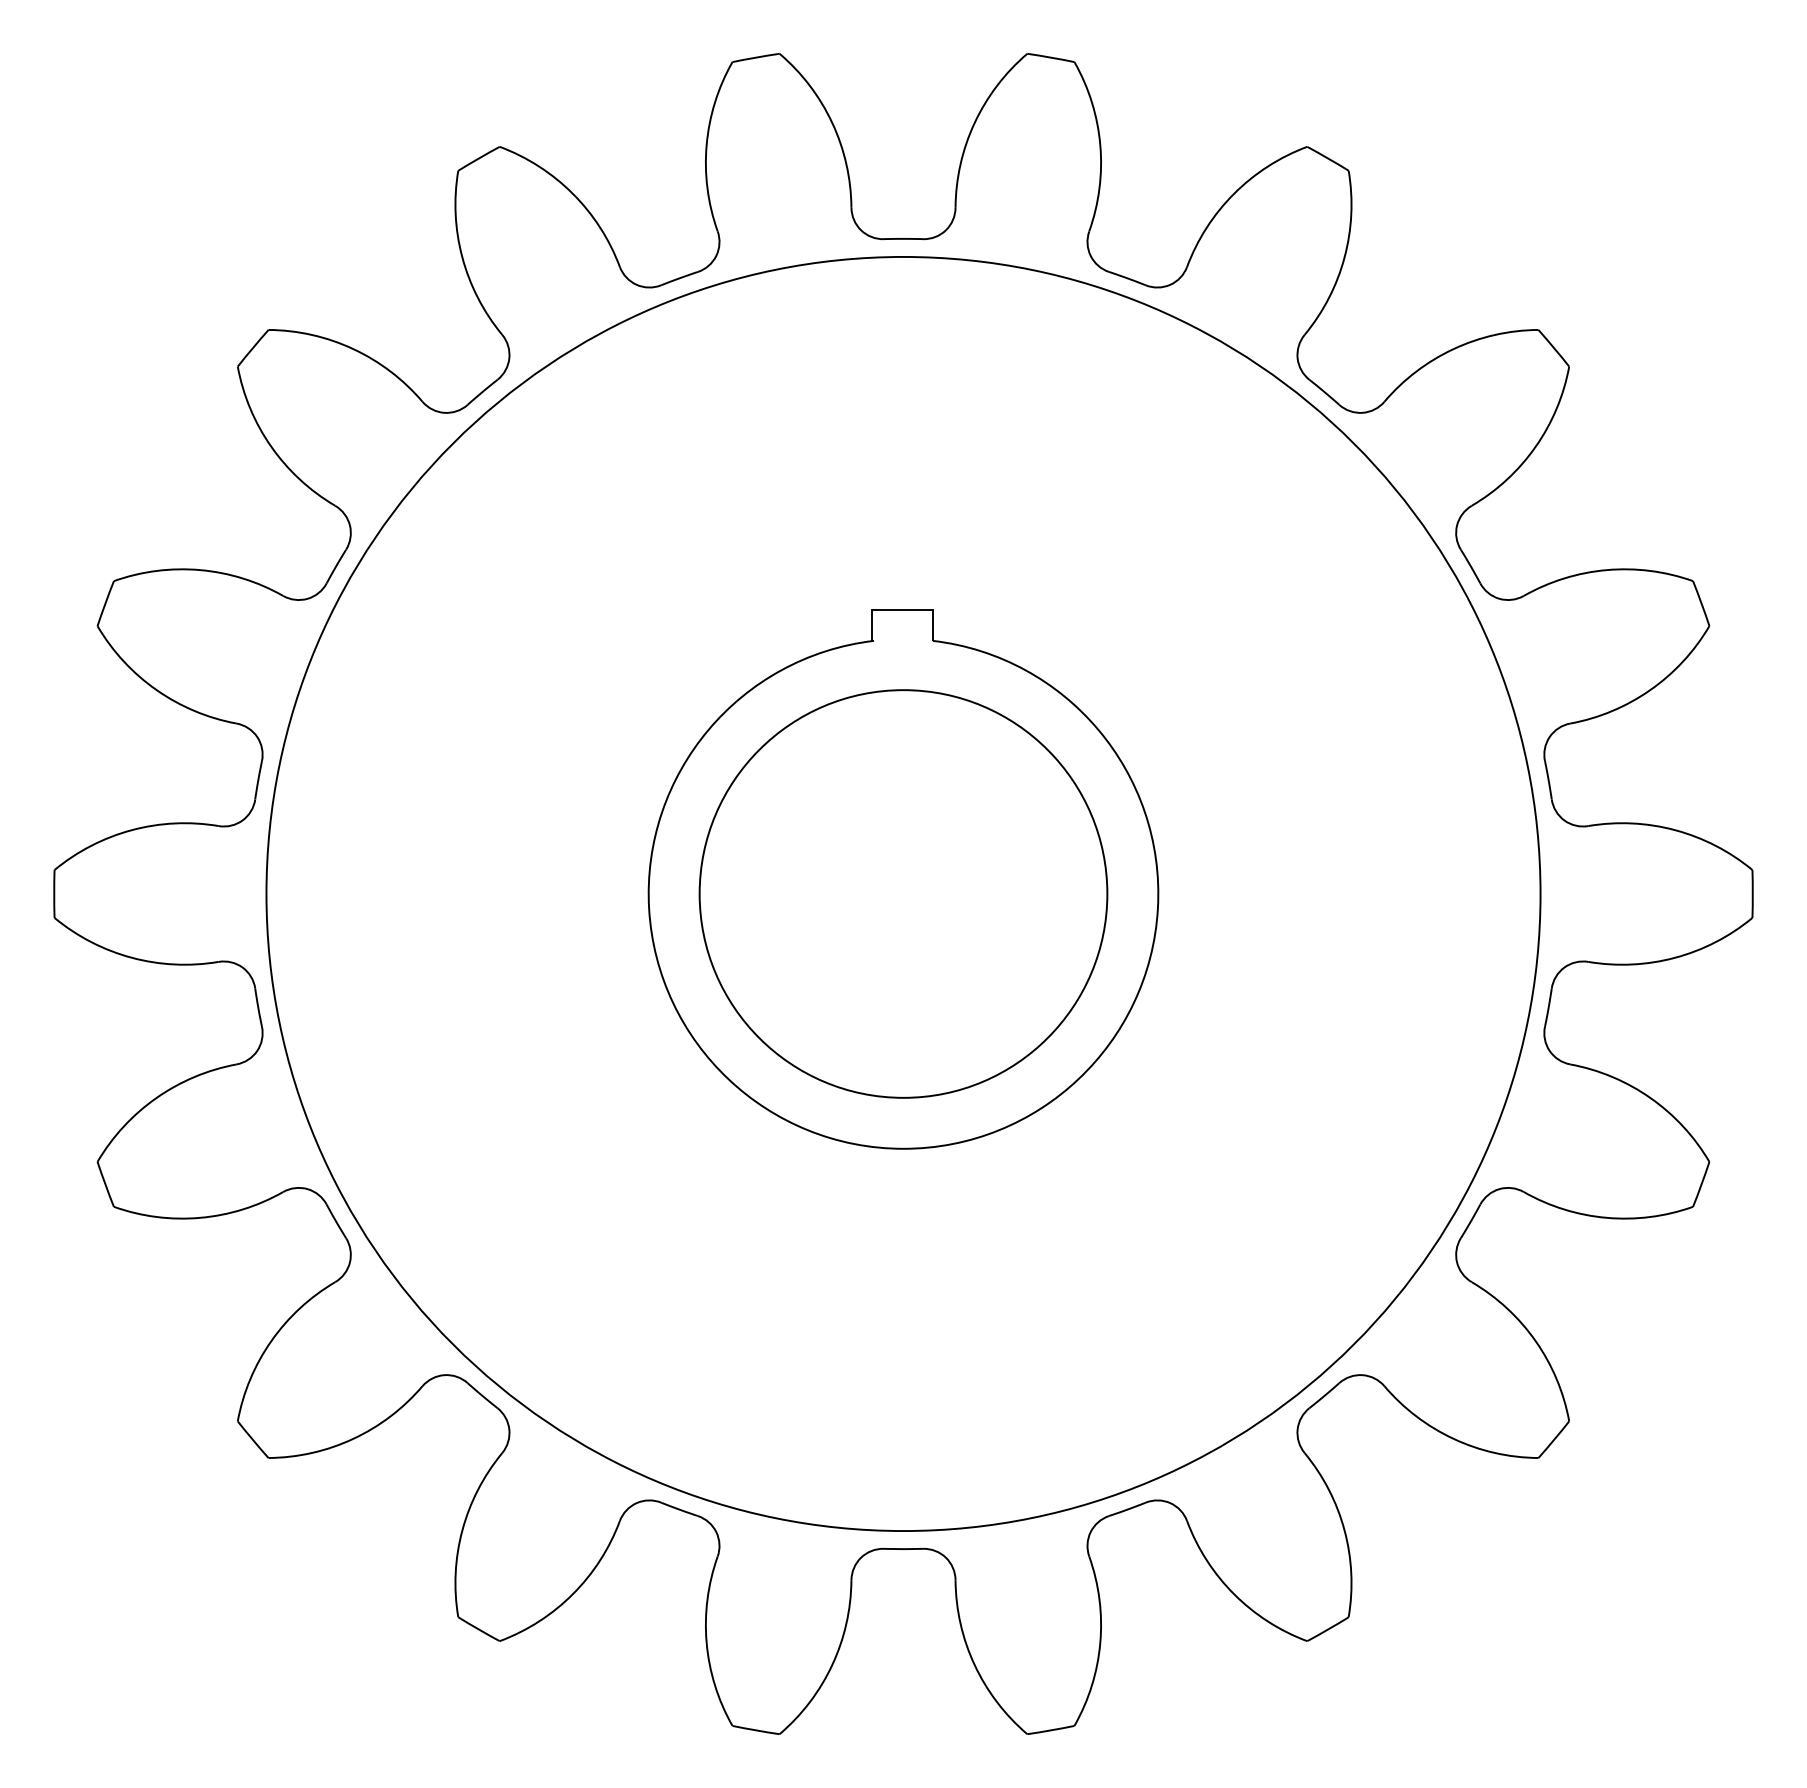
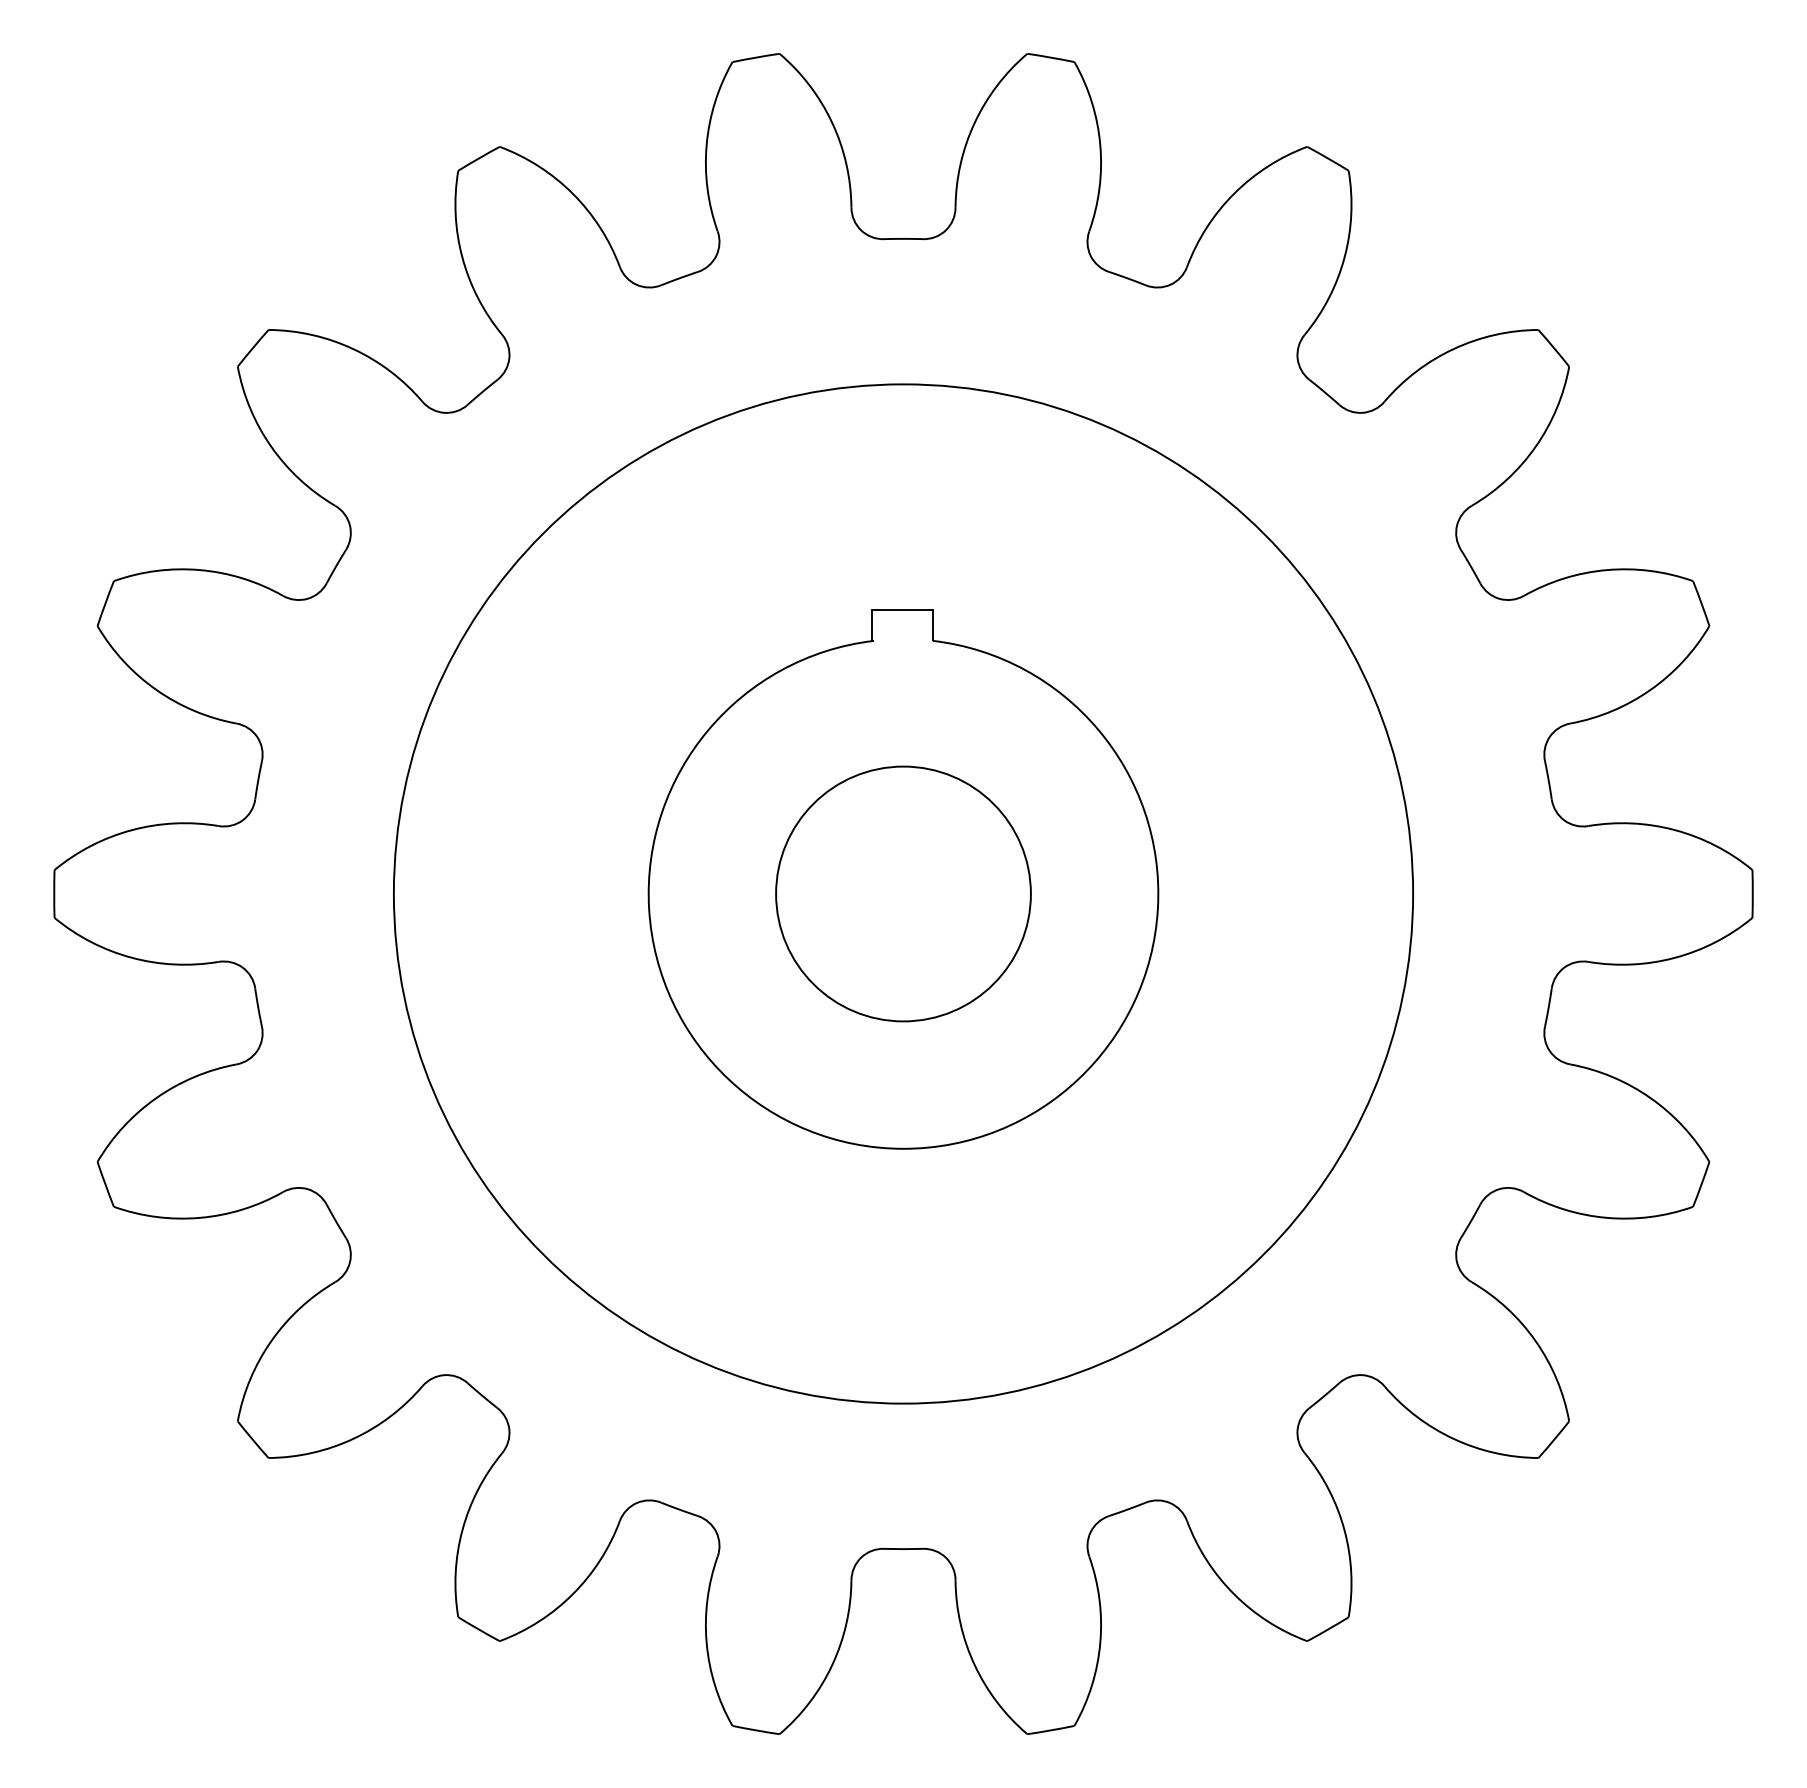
circle diameter: 1274 px -> 1019 px (903, 893)
circle diameter: 408 px -> 255 px (903, 893)
